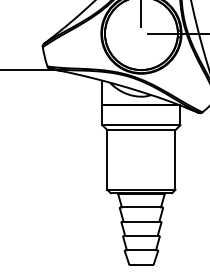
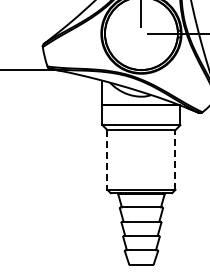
line: solid -> dashed (107, 160)
line: solid -> dashed (175, 160)
